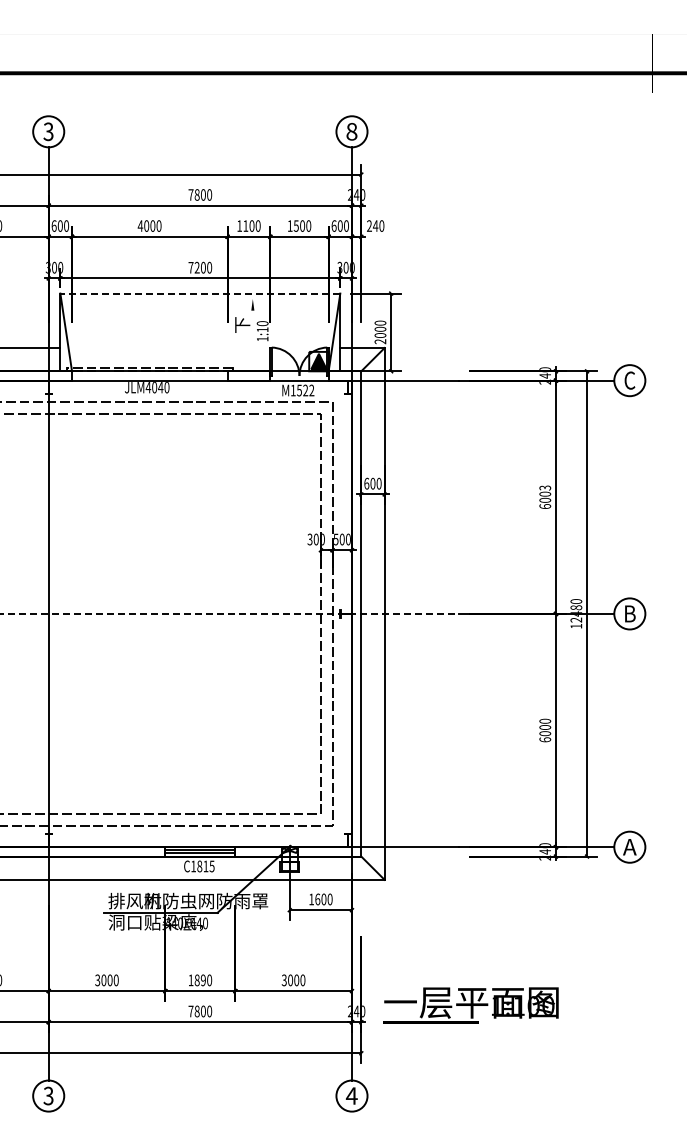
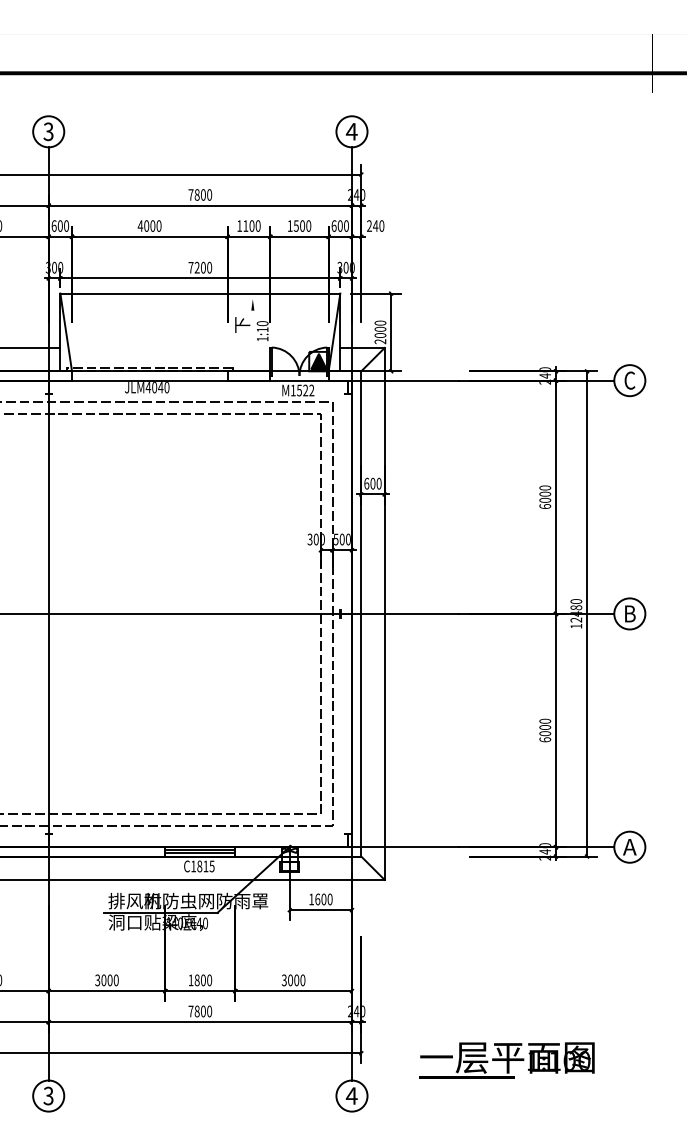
text: 8 -> 4 (351, 131)
line: dashed -> solid (200, 293)
text: 6003 -> 6000 (544, 487)
line: dashed -> solid (229, 613)
text: 1890 -> 1800 (202, 980)
text position: (470, 1005) -> (506, 1060) (506, 1060)
